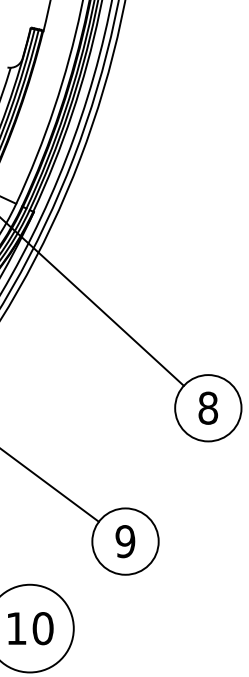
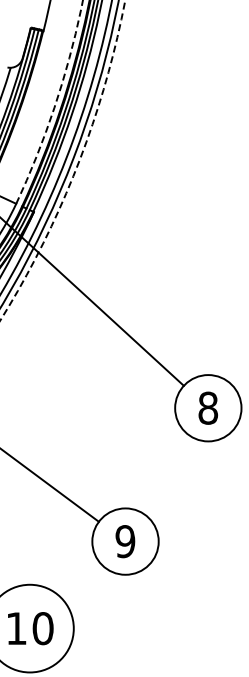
arc: solid -> dashed (55, 104)
arc: solid -> dashed (77, 165)
